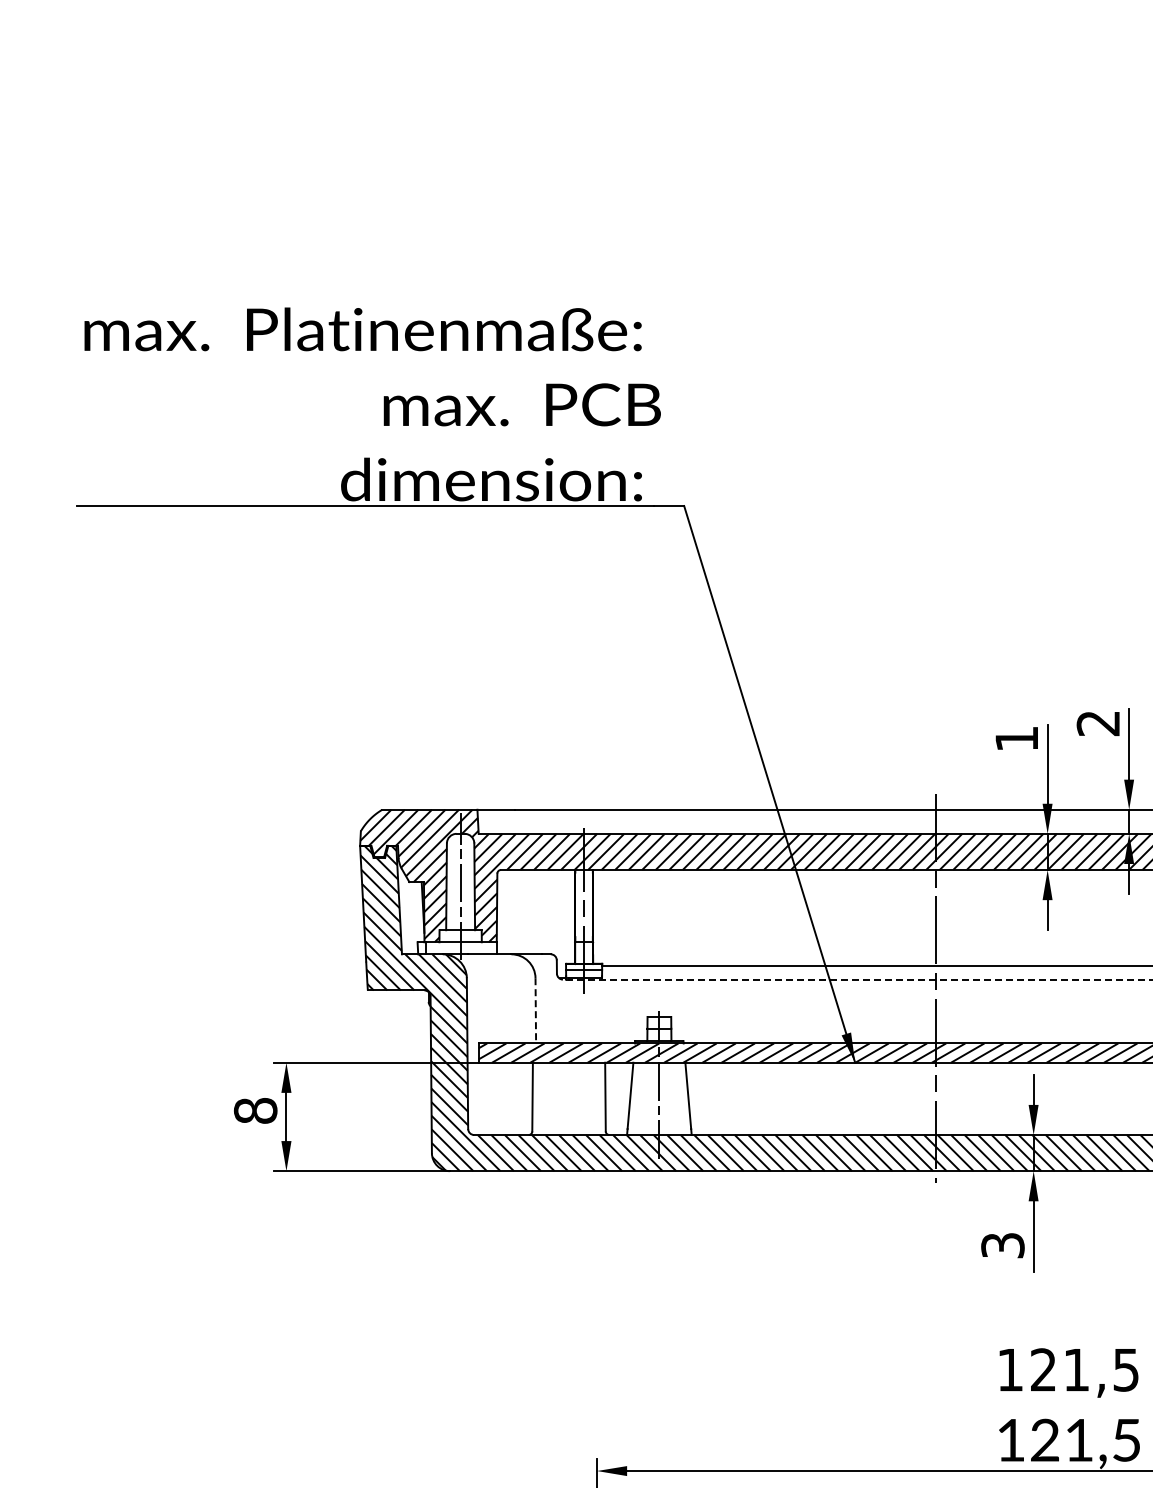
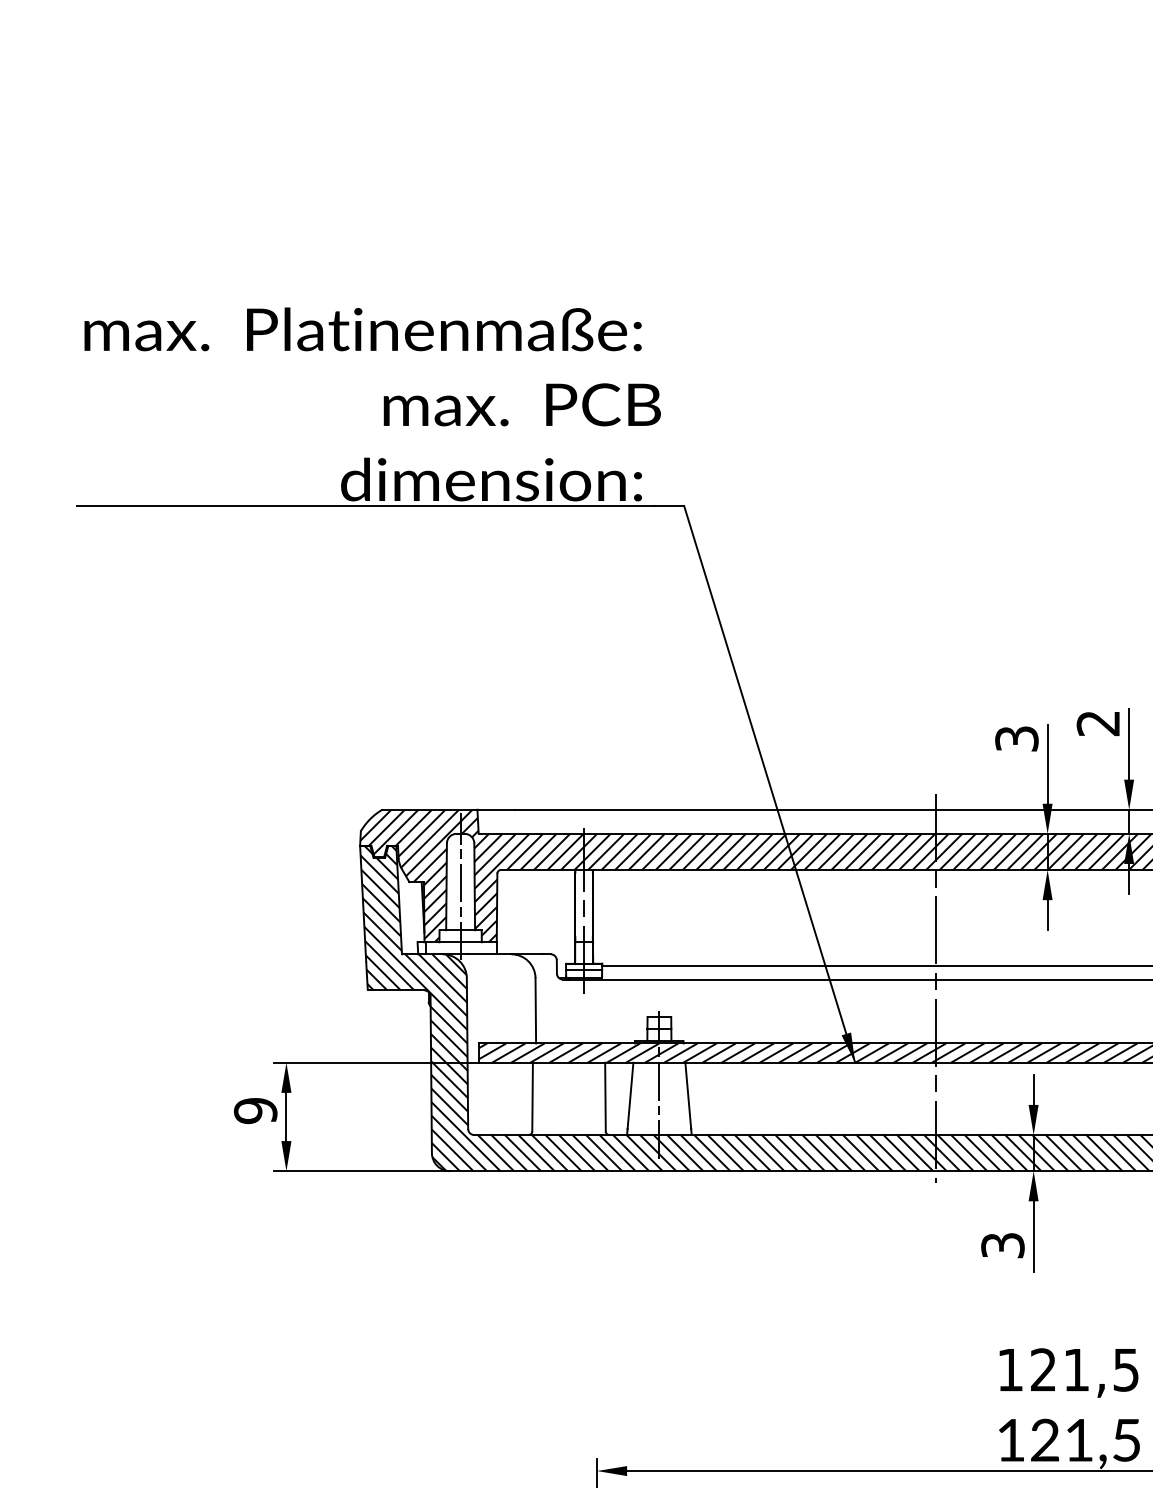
text: 1 -> 3 (1016, 738)
line: dashed -> solid (857, 979)
line: dashed -> solid (535, 1010)
text: 8 -> 9 (255, 1111)
